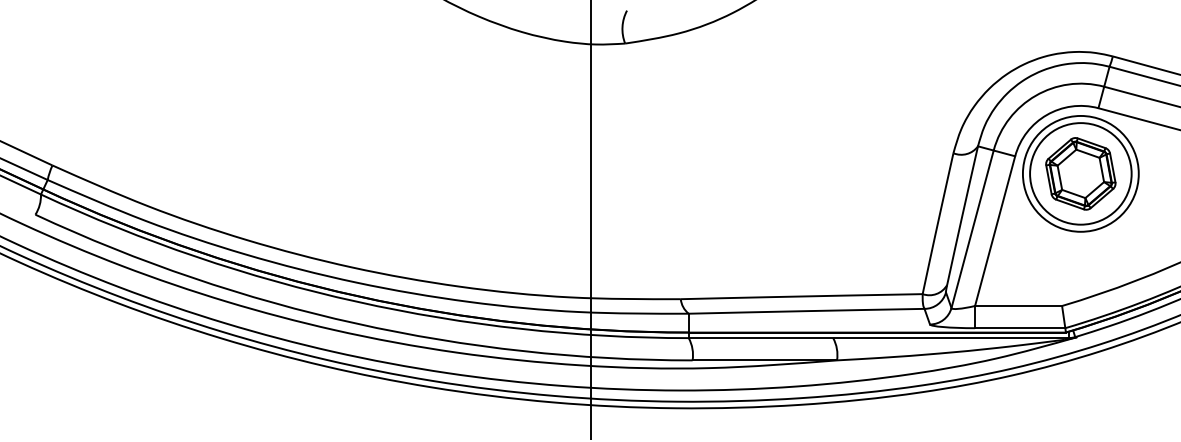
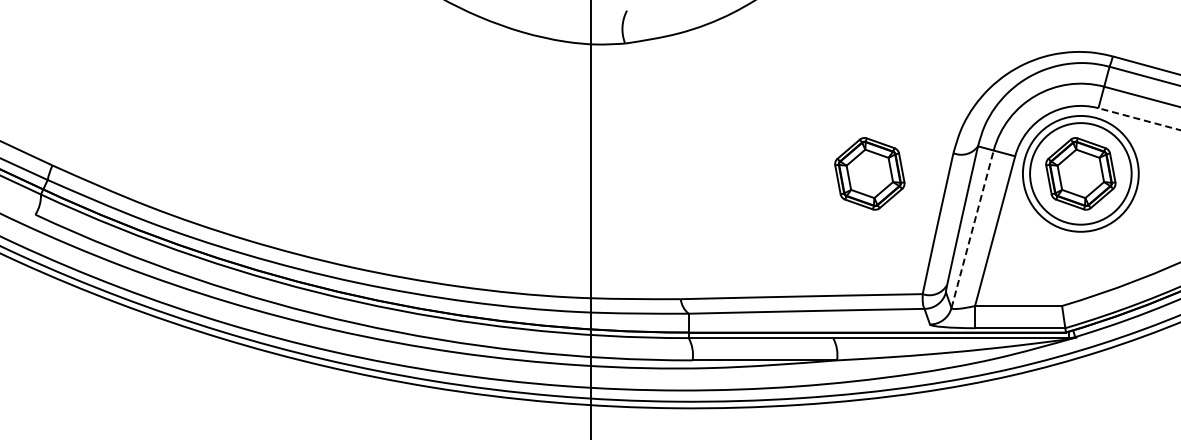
line: solid -> dashed (1138, 119)
part: none -> present (869, 173)
line: solid -> dashed (972, 229)
